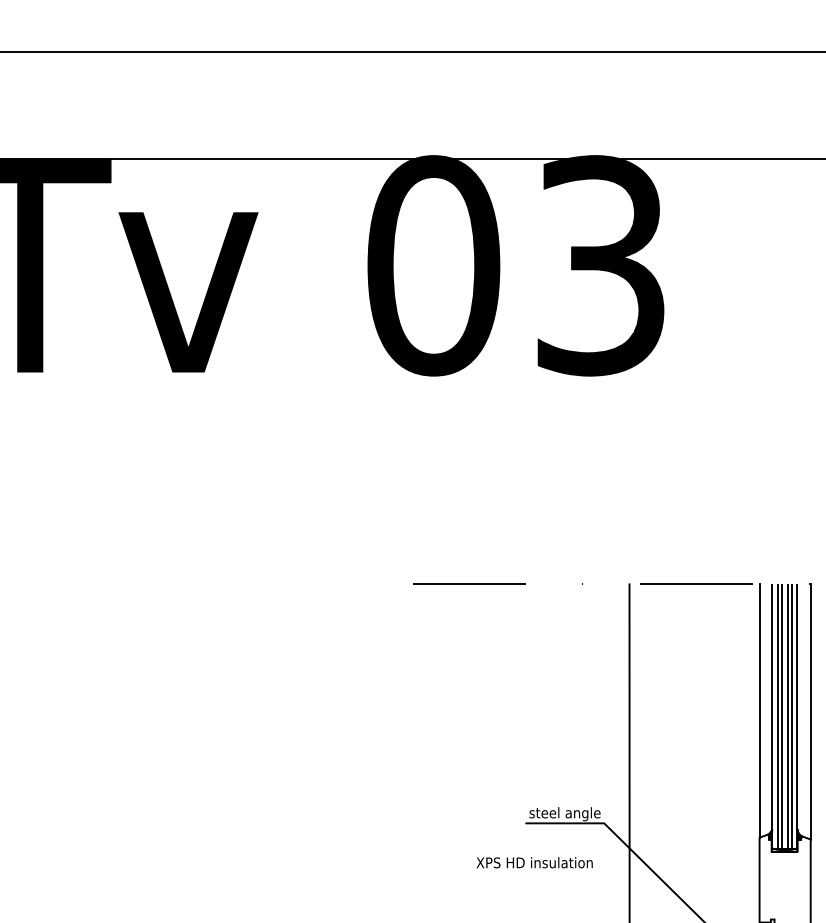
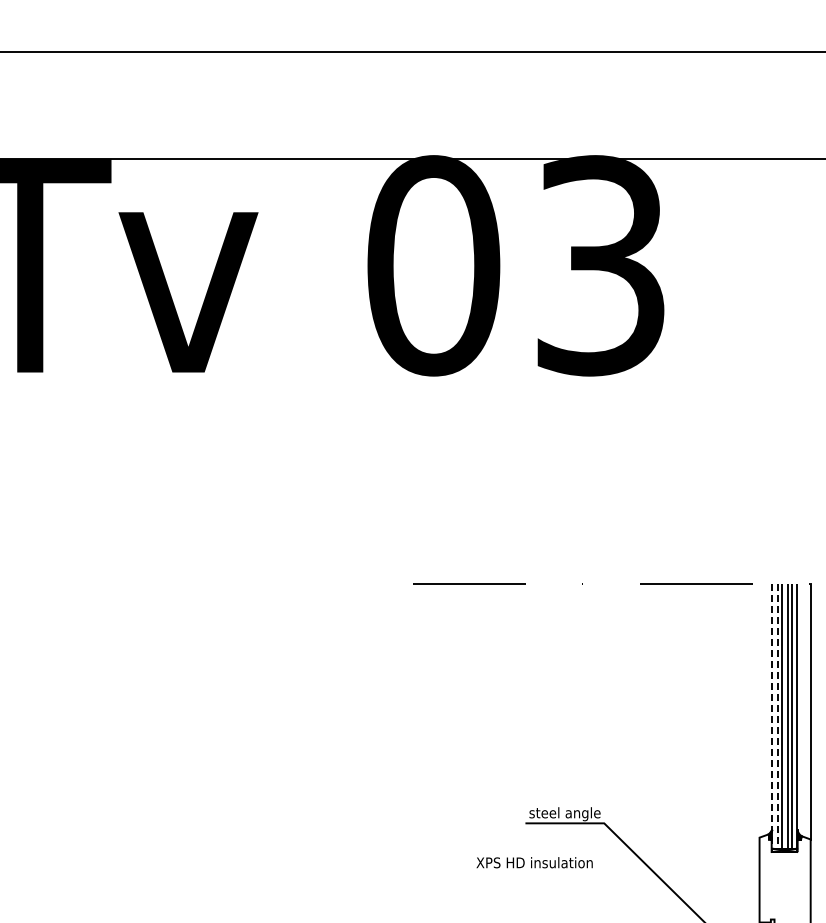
line: present -> none (759, 710)
line: present -> none (629, 751)
line: solid -> dashed (775, 848)
